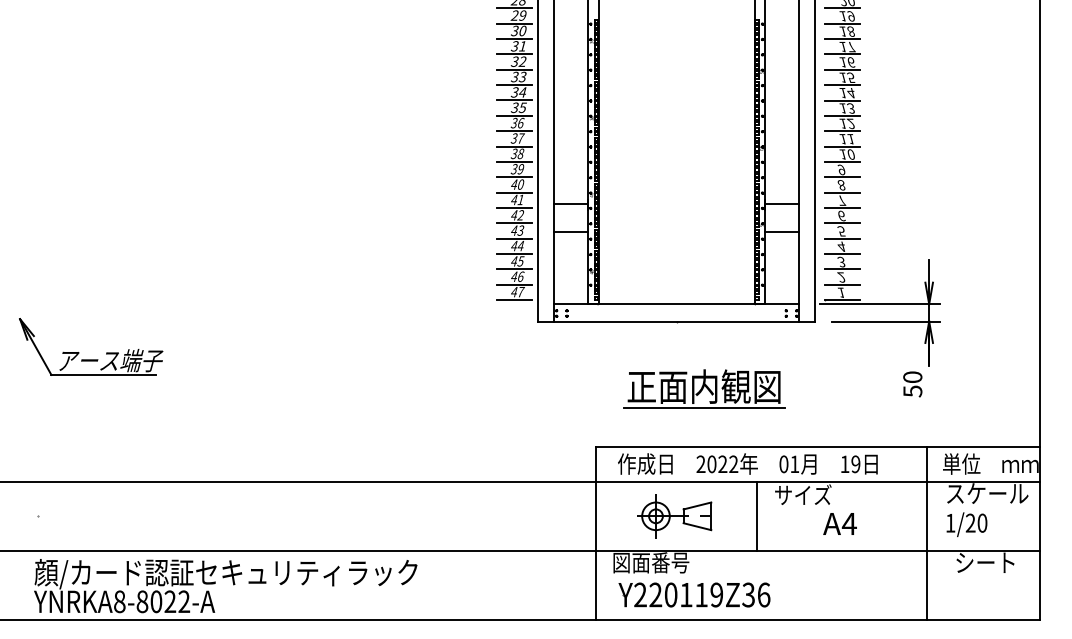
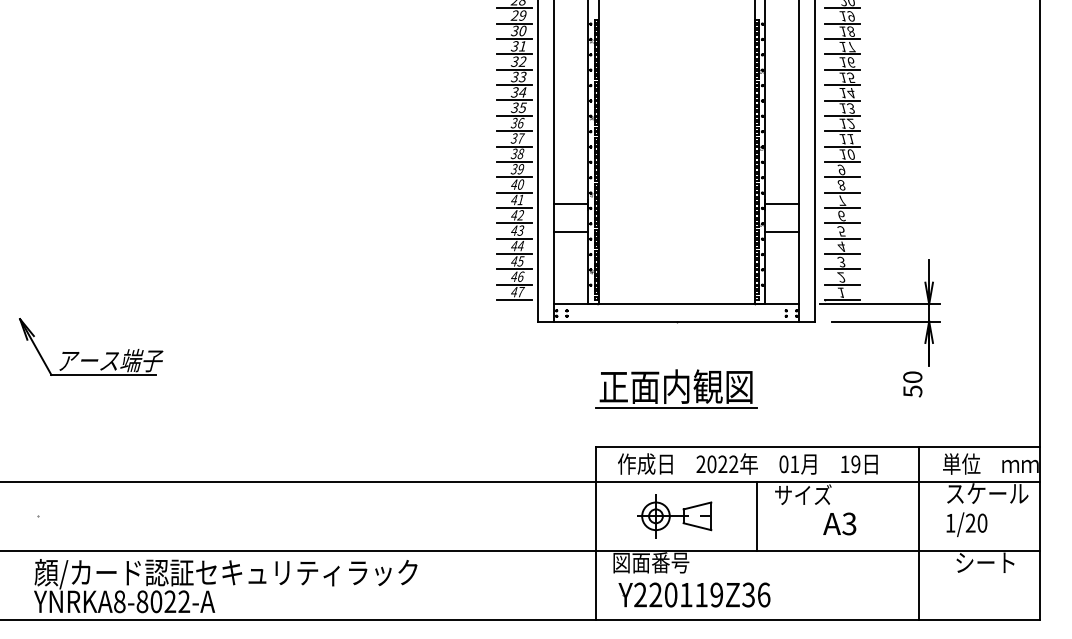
part position: (704, 388) -> (676, 388) (676, 388)
text: A4 -> A3 (848, 523)
line position: (926, 533) -> (918, 533) (918, 533)
